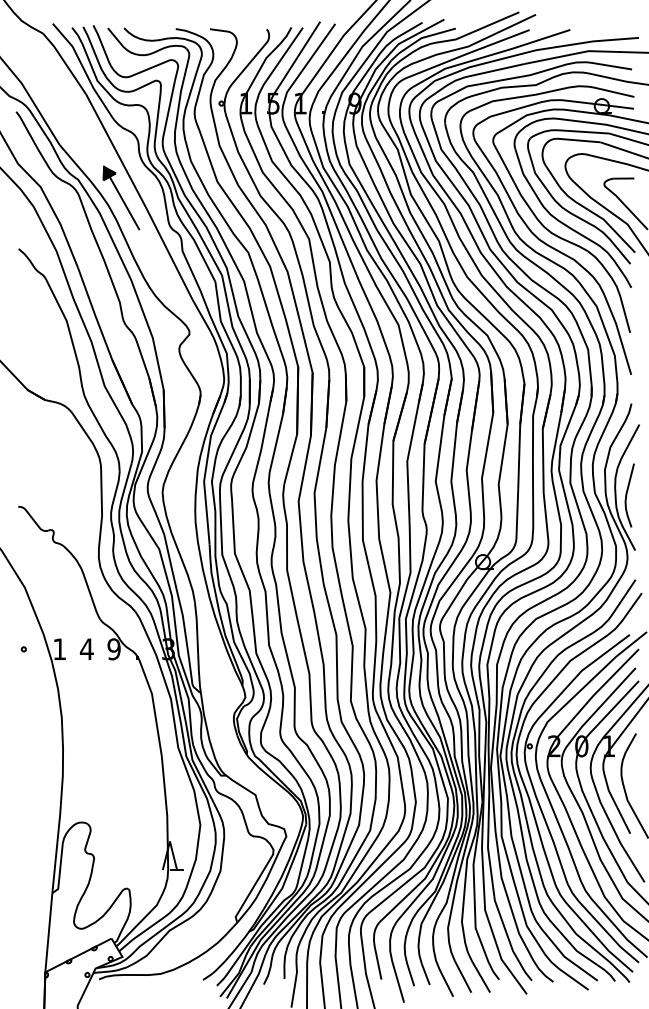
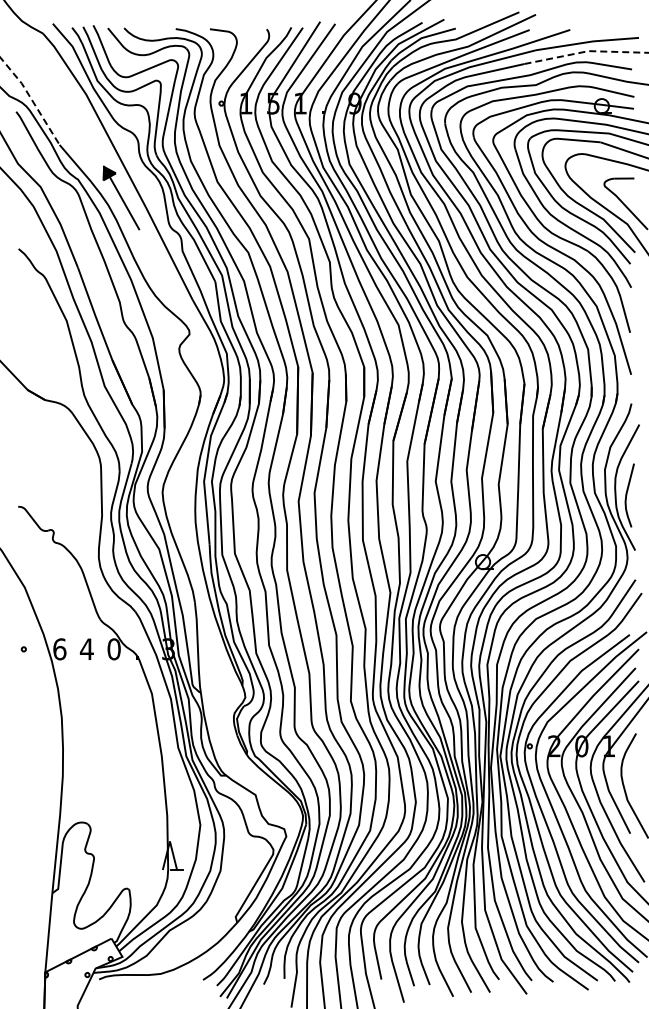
line: solid -> dashed (586, 51)
line: solid -> dashed (31, 99)
text: 1 -> 6 (59, 649)
text: 9 -> 0 (113, 649)
